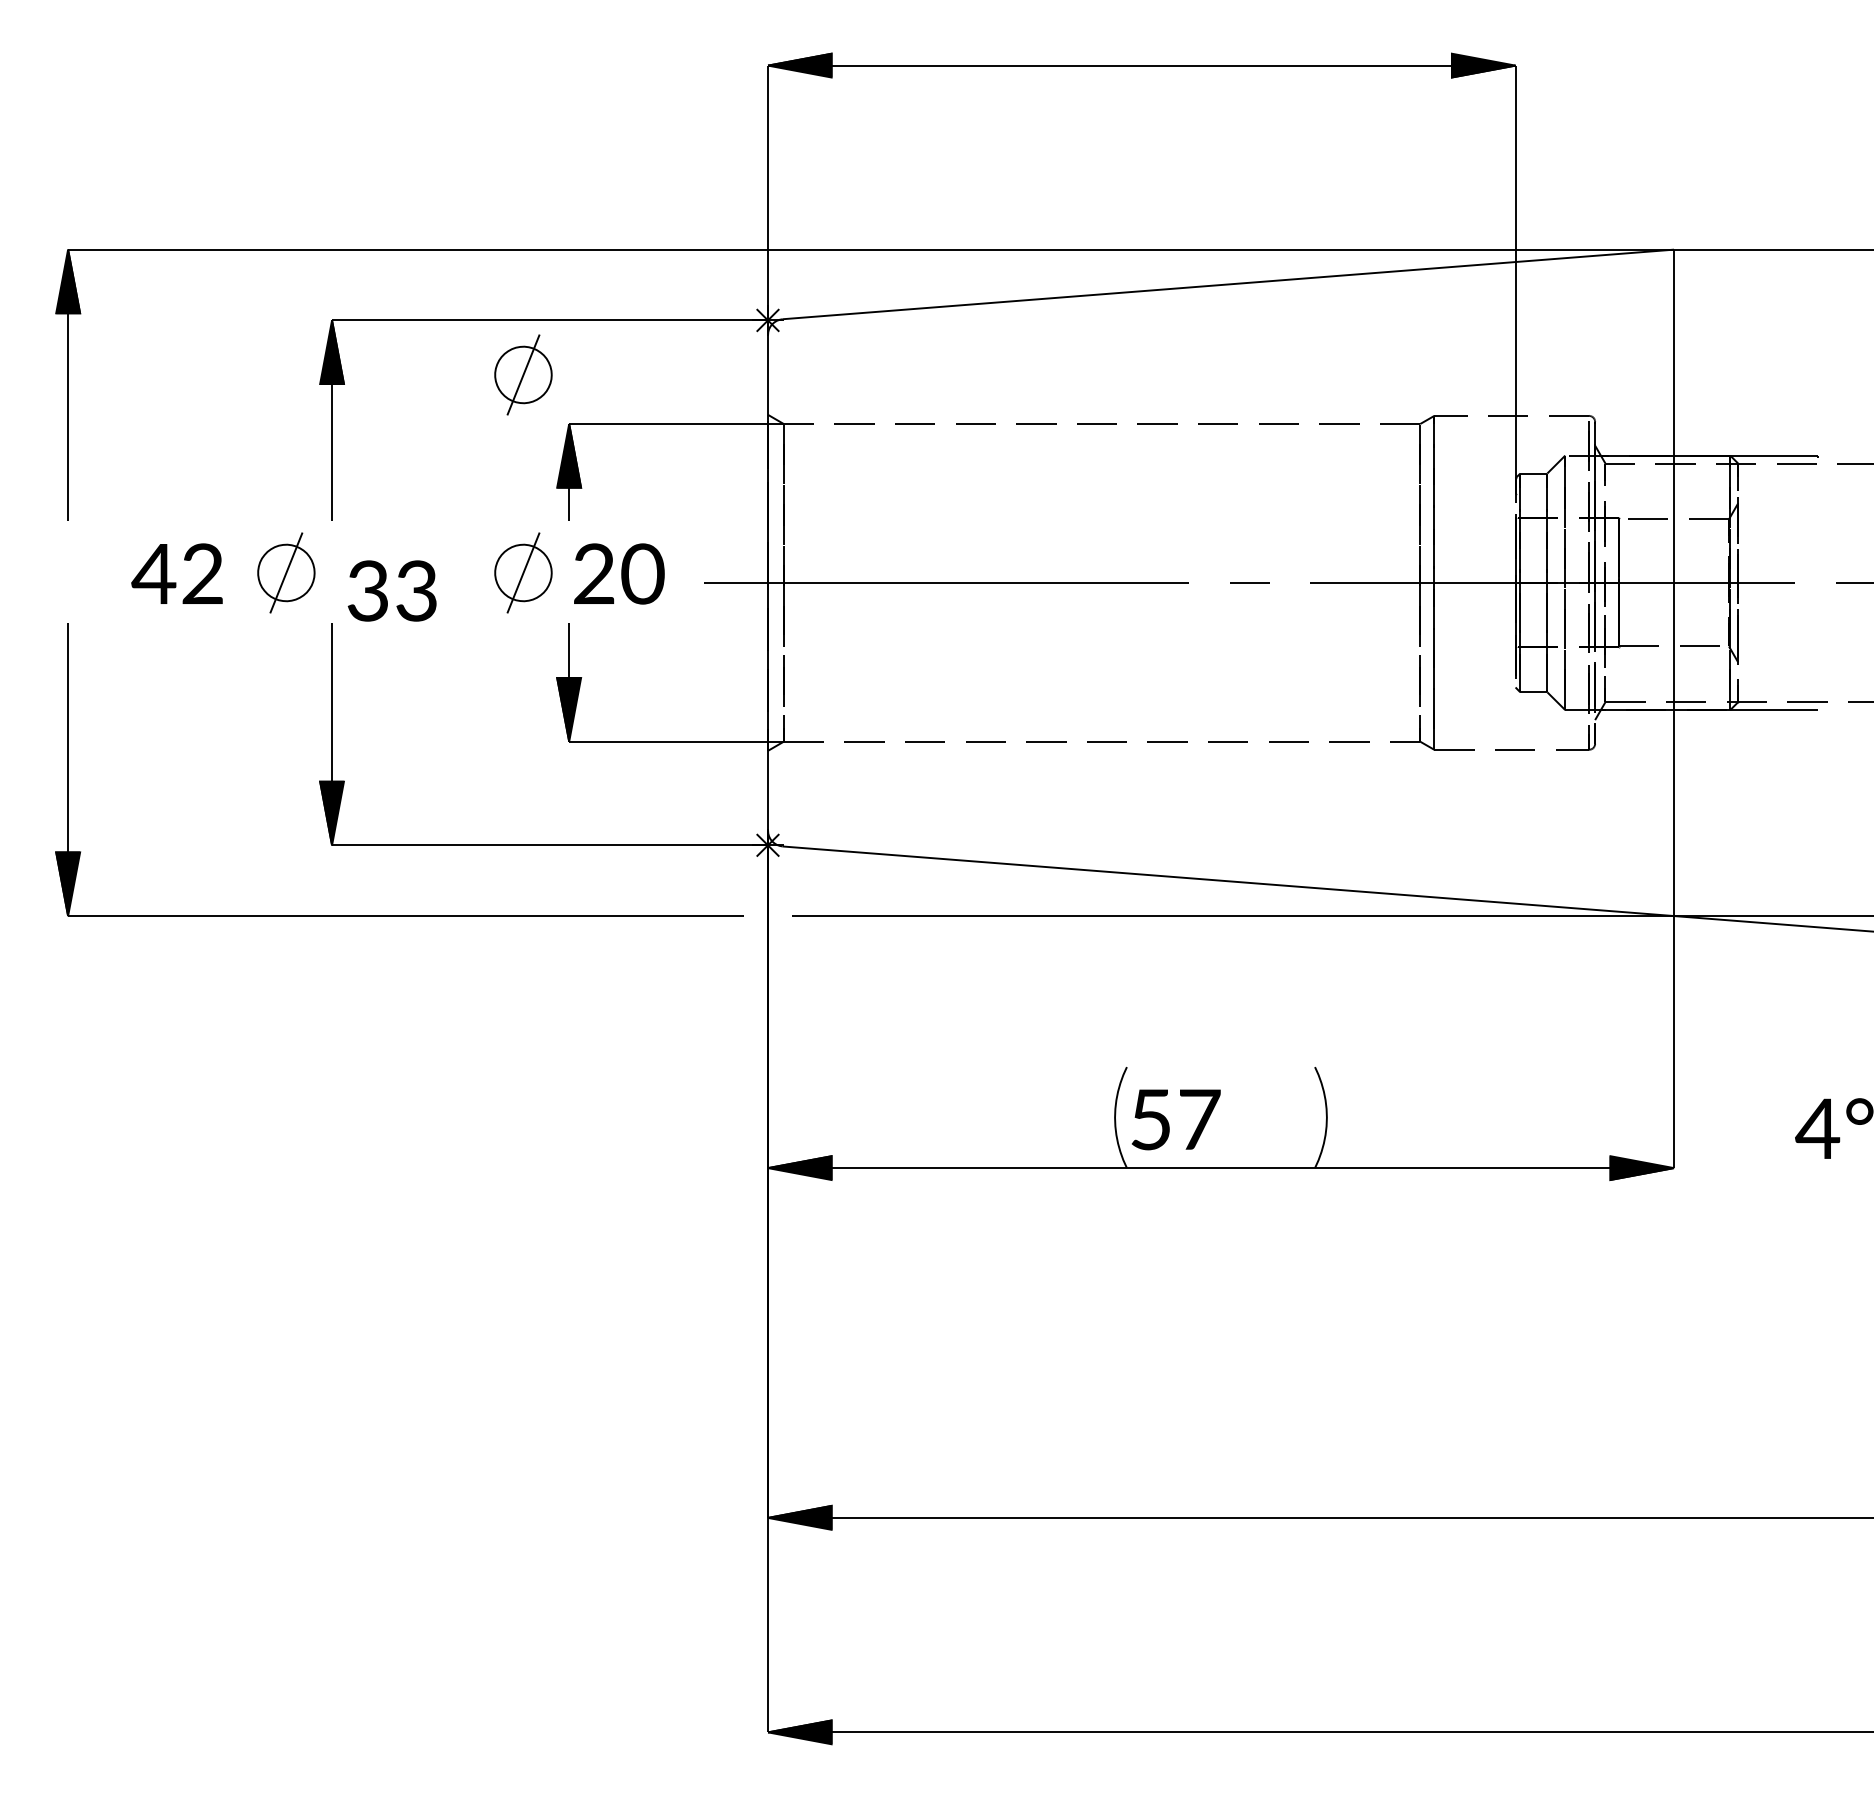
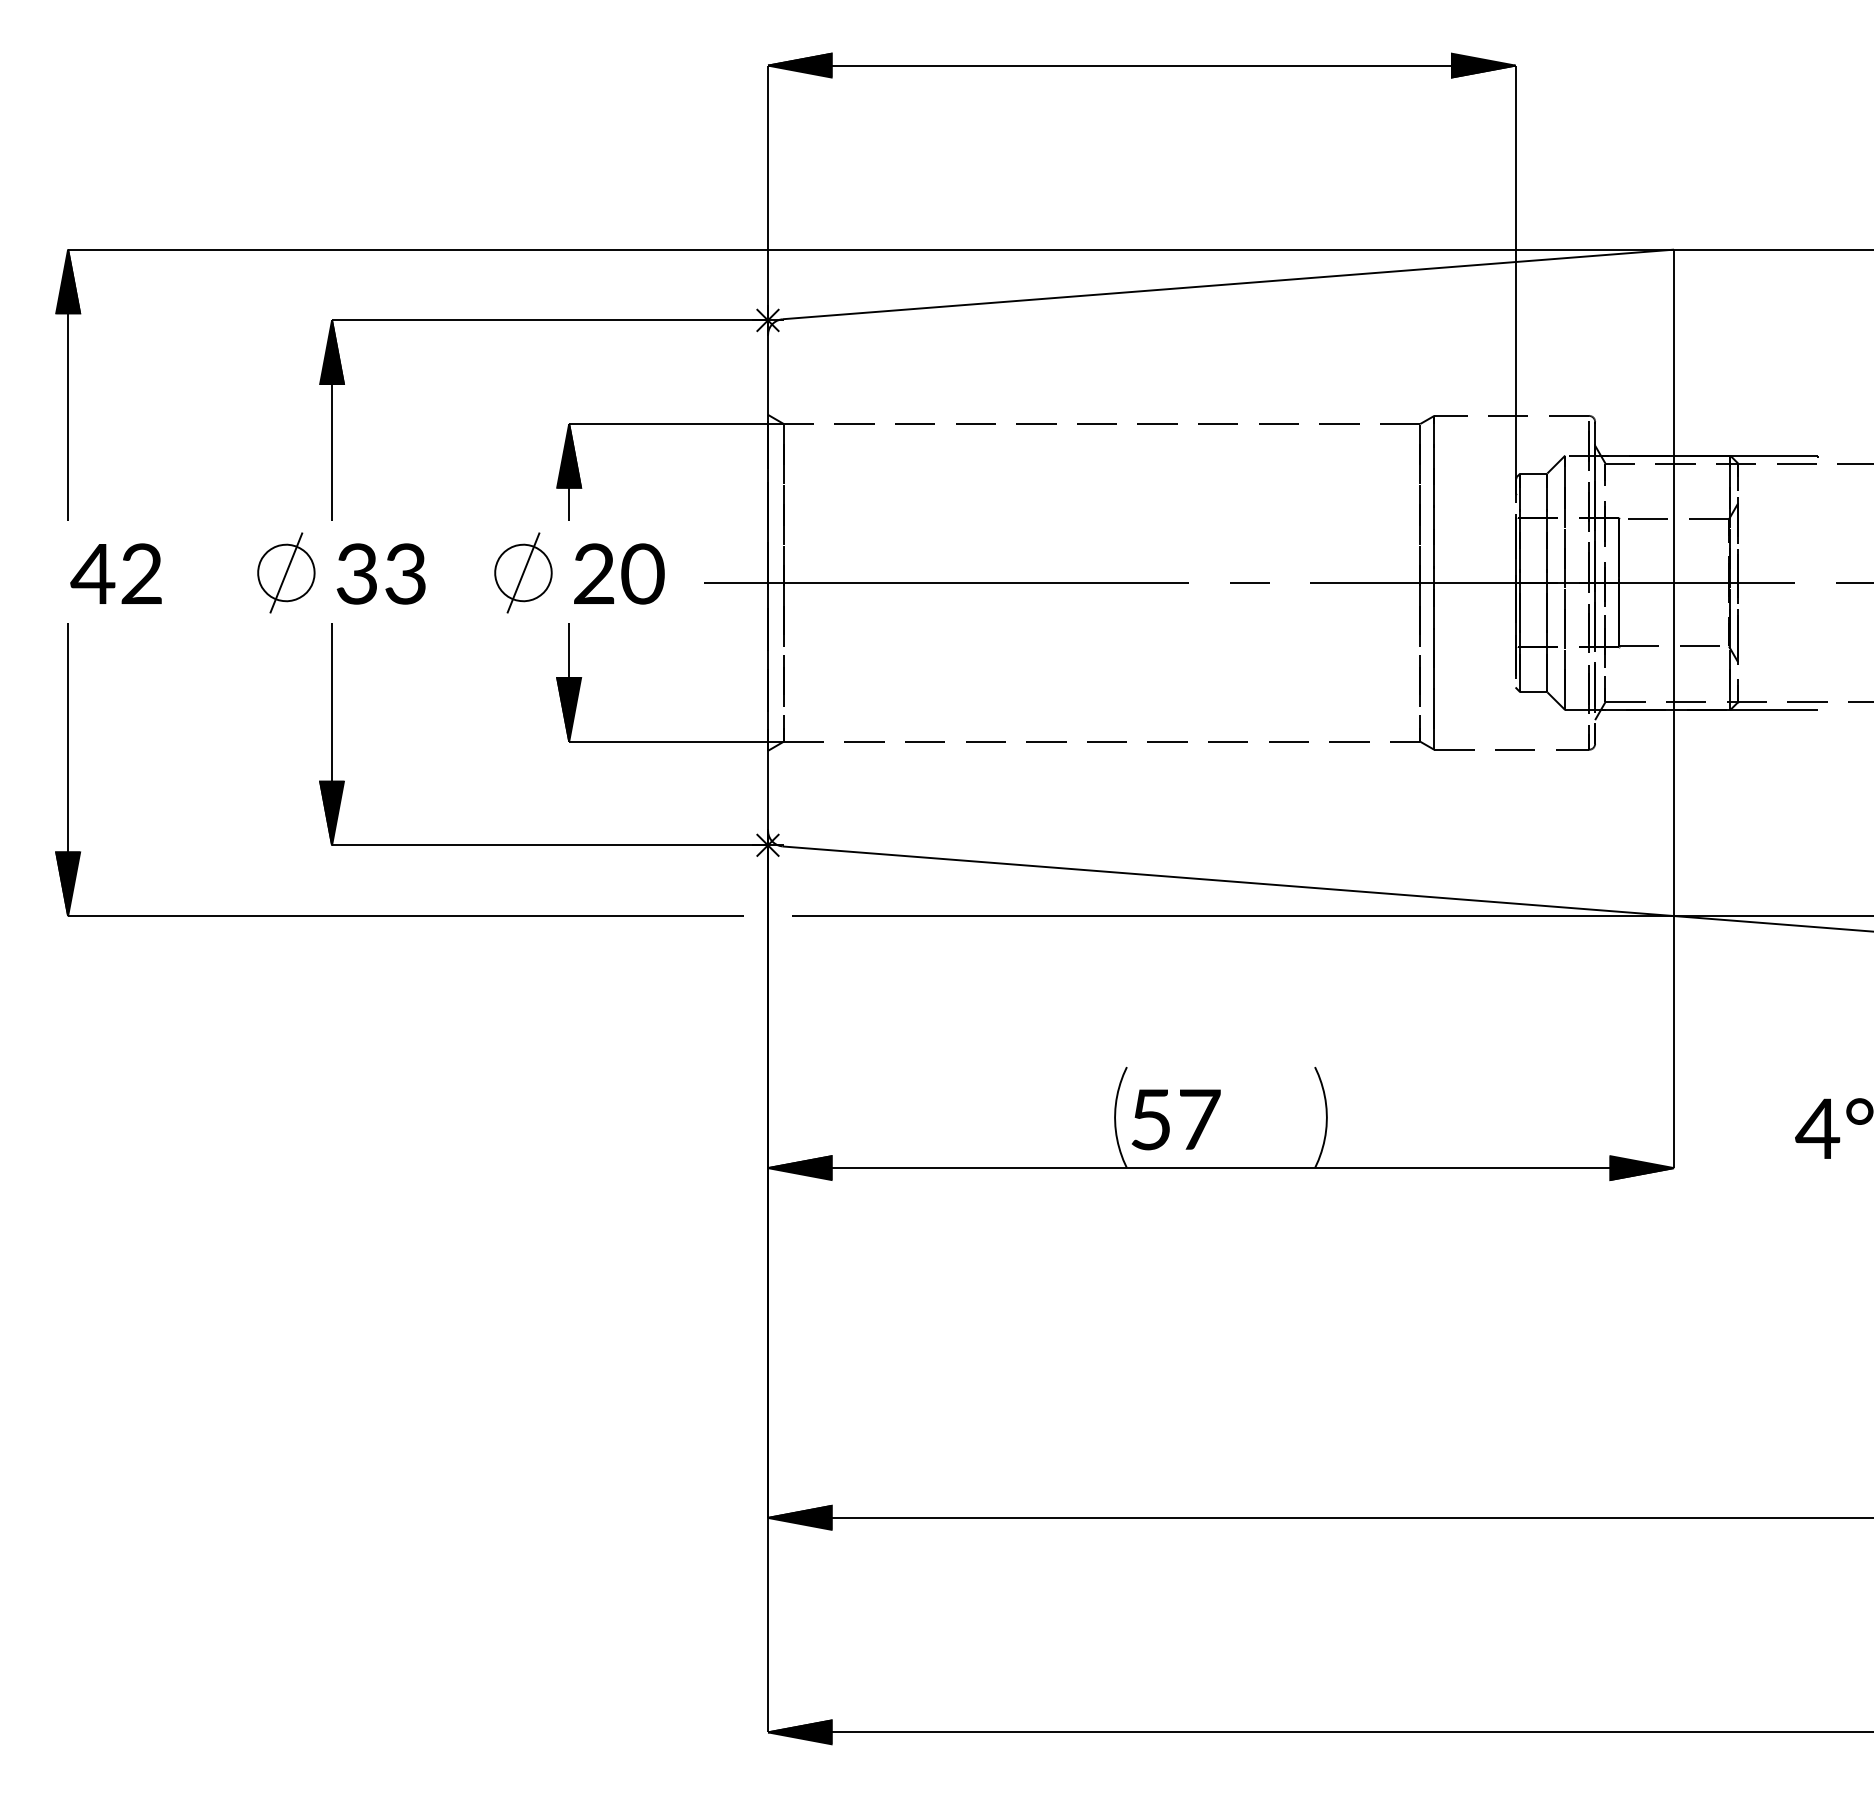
part: present -> none (523, 374)
text position: (176, 573) -> (115, 573) (115, 573)
text position: (391, 590) -> (380, 573) (380, 573)
